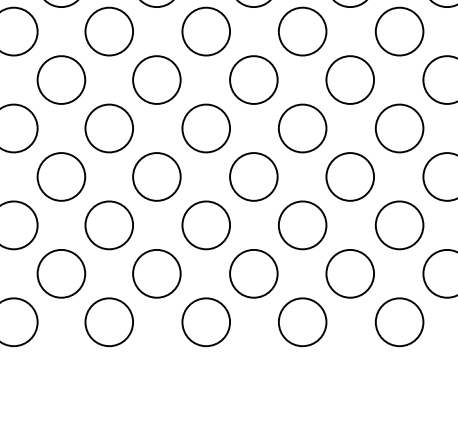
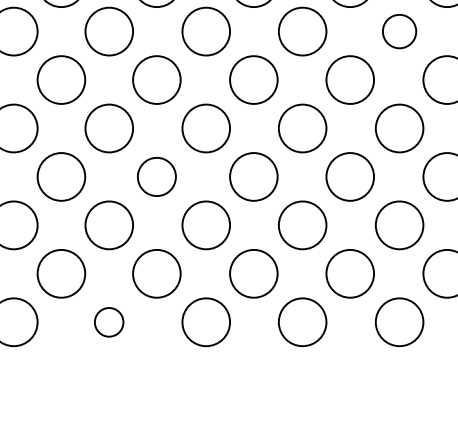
part size: 51x51 px -> 36x36 px (399, 31)
part size: 50x50 px -> 40x40 px (156, 176)
part size: 50x51 px -> 31x31 px (109, 322)
